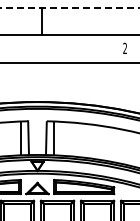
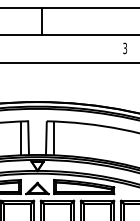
line: dashed -> solid (70, 7)
text: 2 -> 3 (125, 48)
